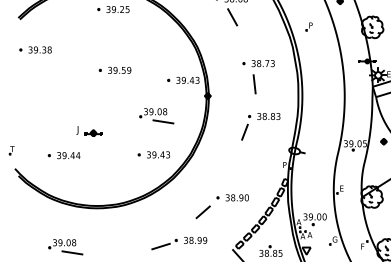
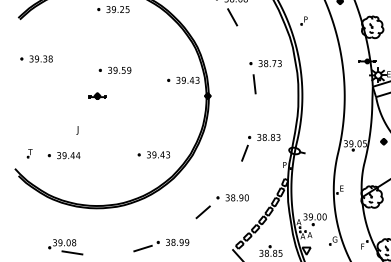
part position: (308, 26) -> (303, 20) (303, 20)
part position: (35, 49) -> (36, 58) (36, 58)
part position: (258, 63) -> (265, 63) (265, 63)
part: present -> none (156, 116)
part position: (260, 119) -> (260, 140) (260, 140)
part position: (93, 132) -> (97, 95) (97, 95)
part position: (11, 150) -> (29, 153) (29, 153)
part position: (179, 243) -> (161, 245) (161, 245)
